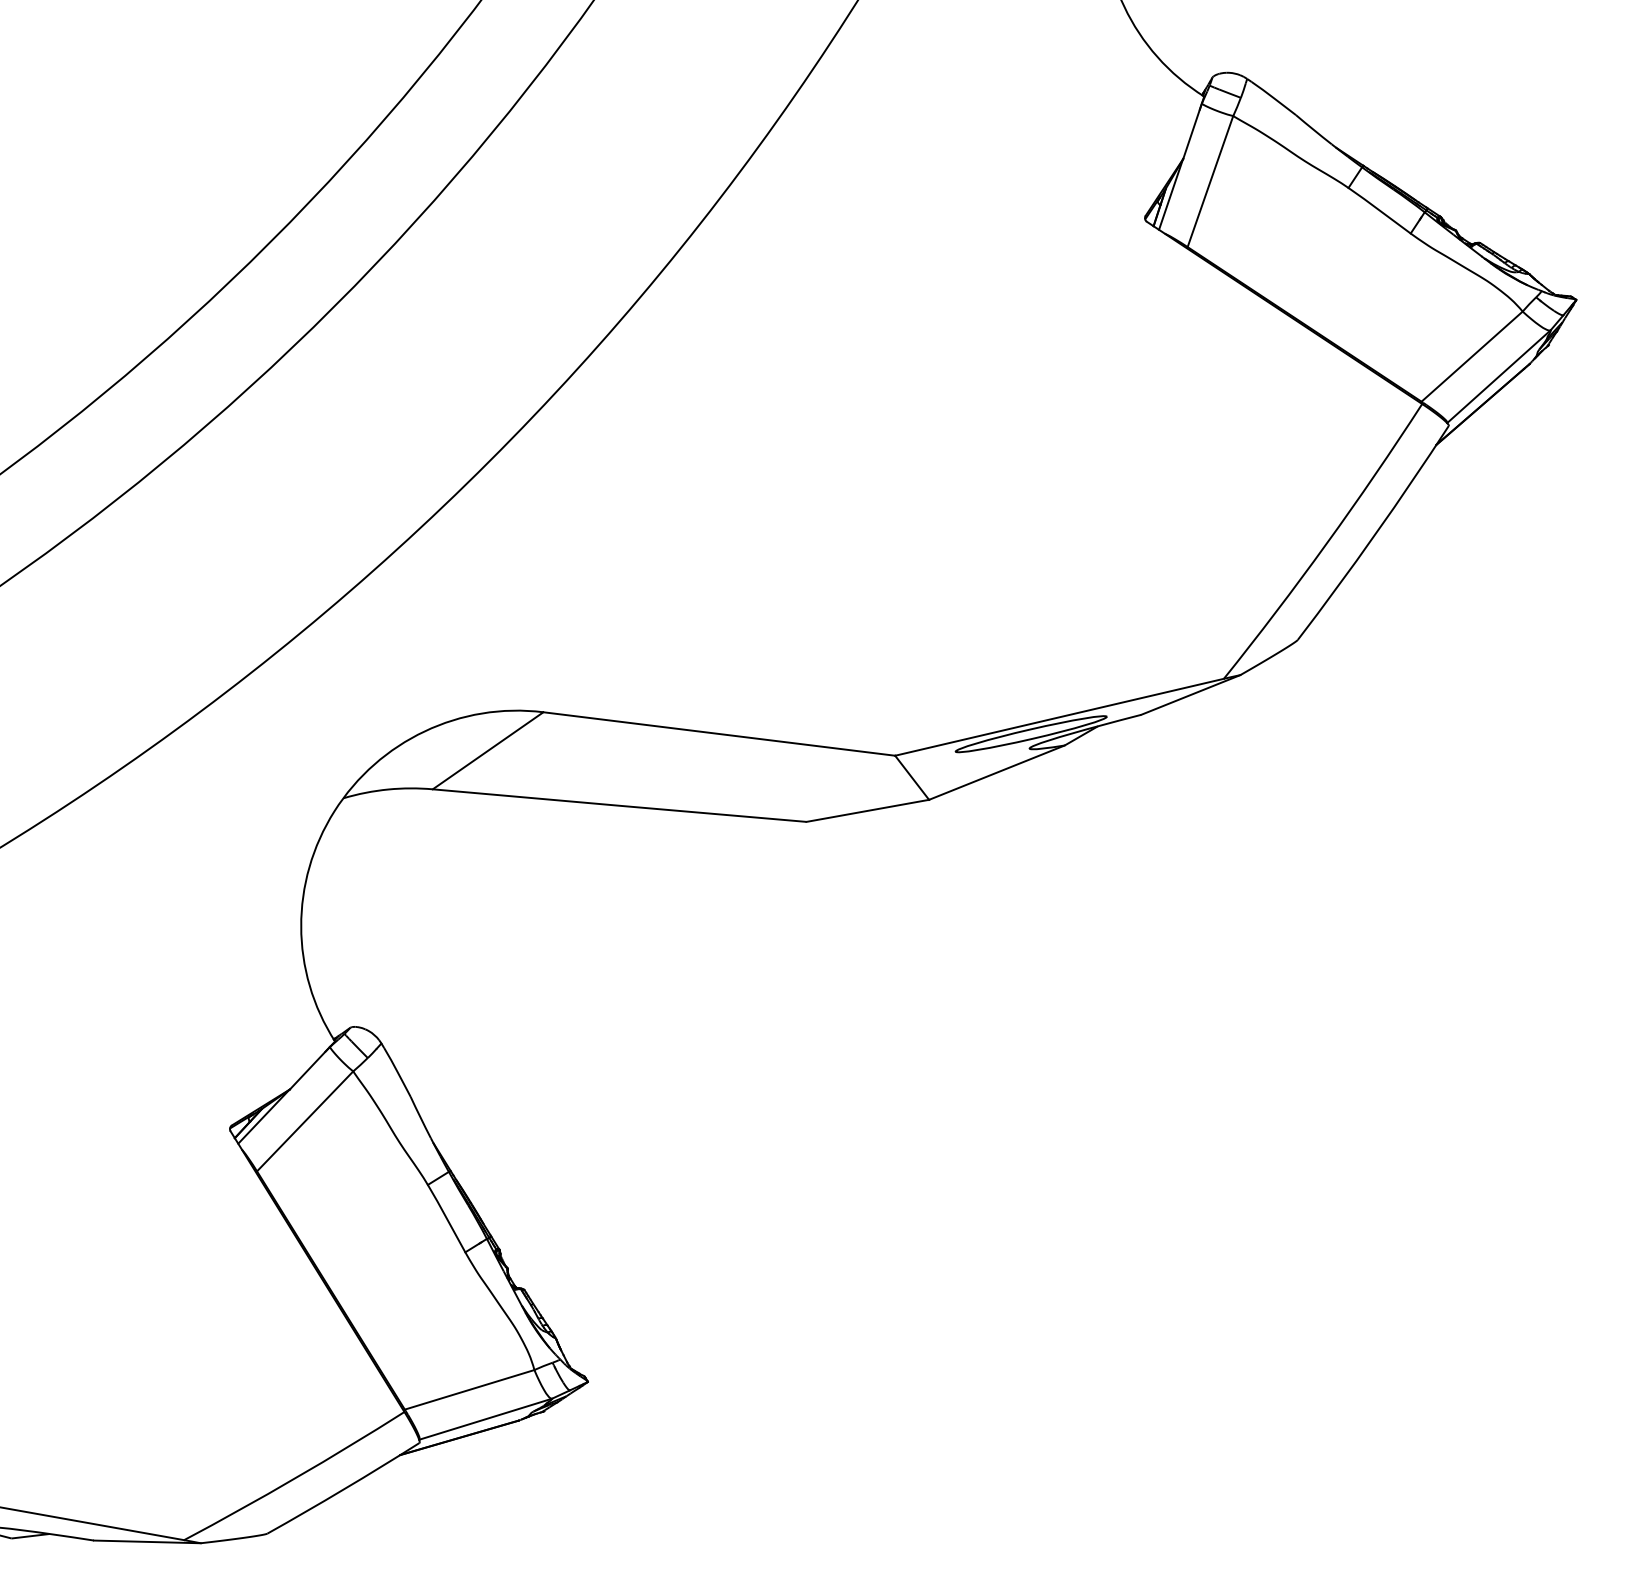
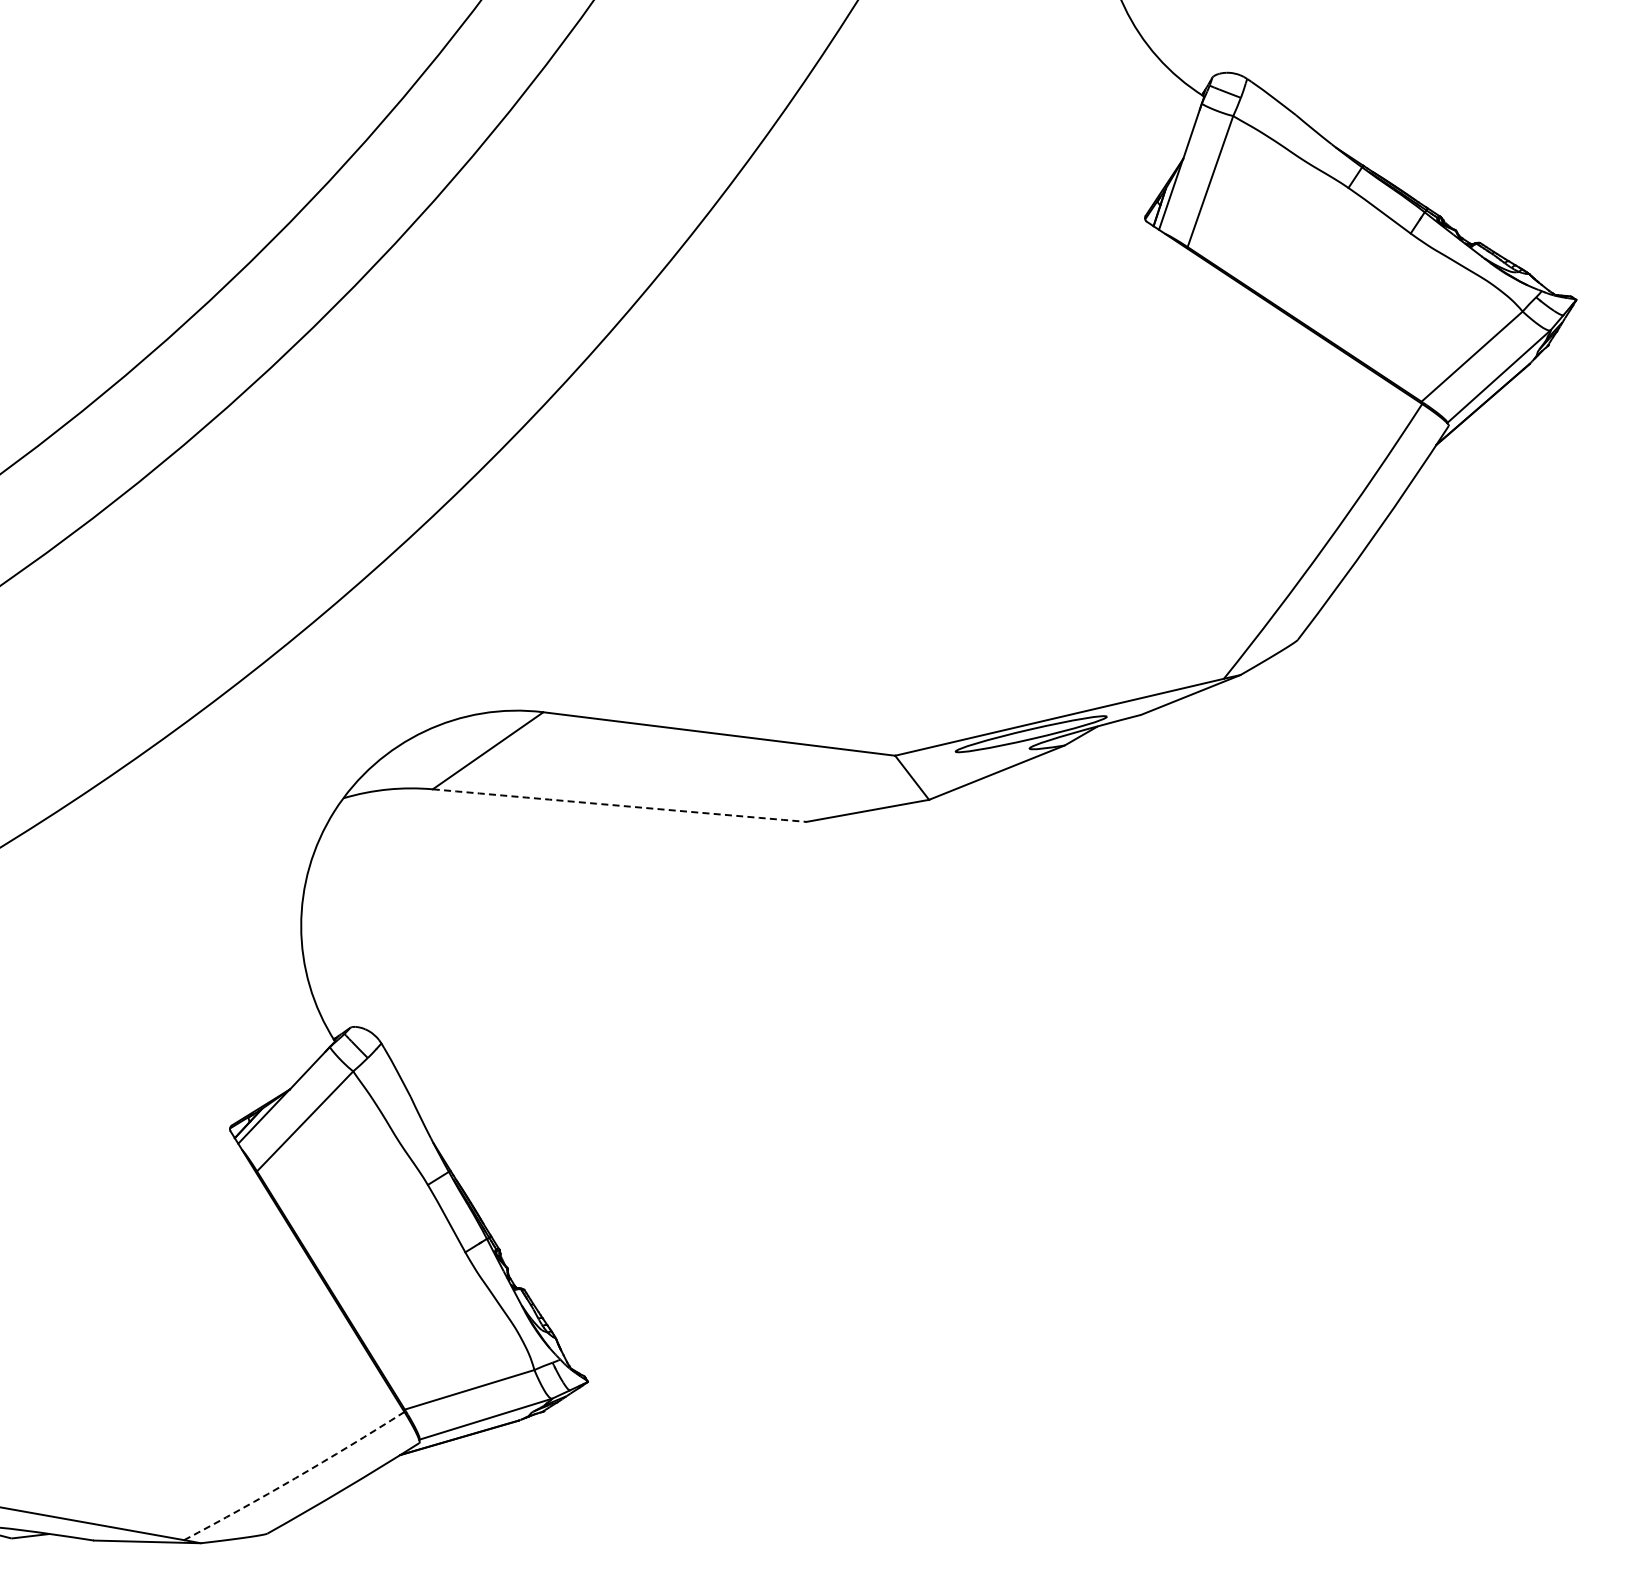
arc: solid -> dashed (619, 805)
arc: solid -> dashed (295, 1478)
